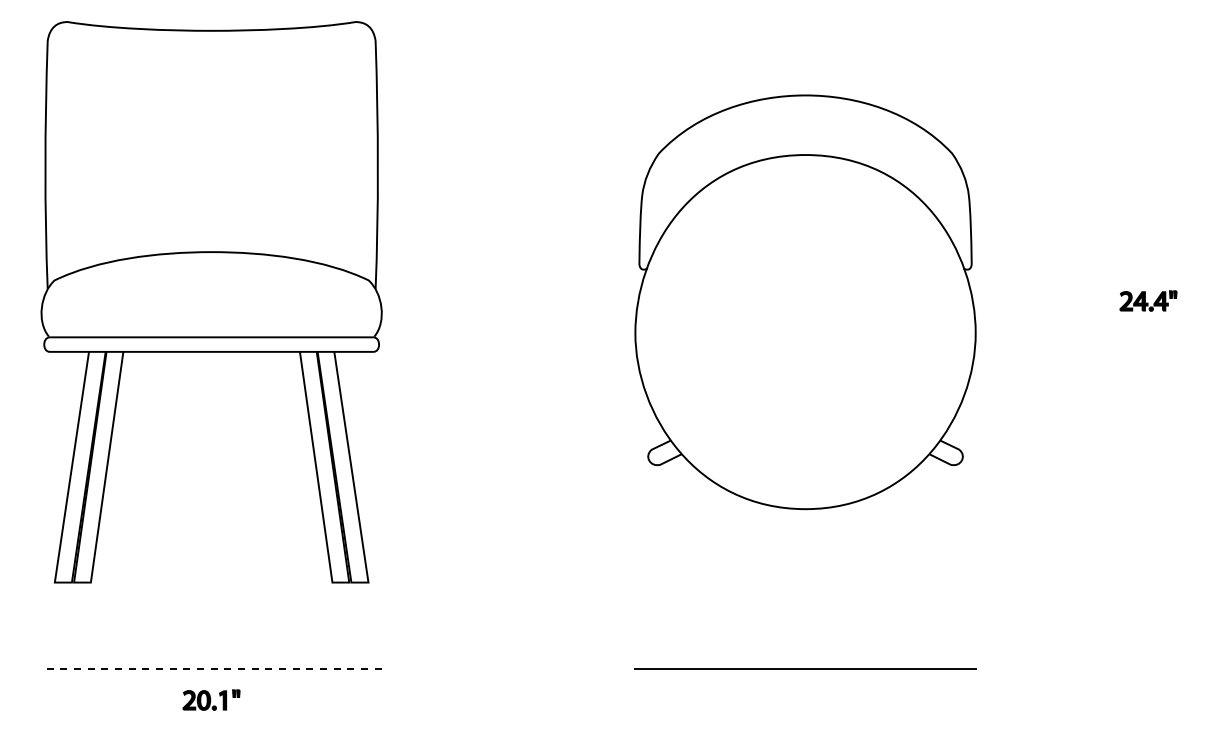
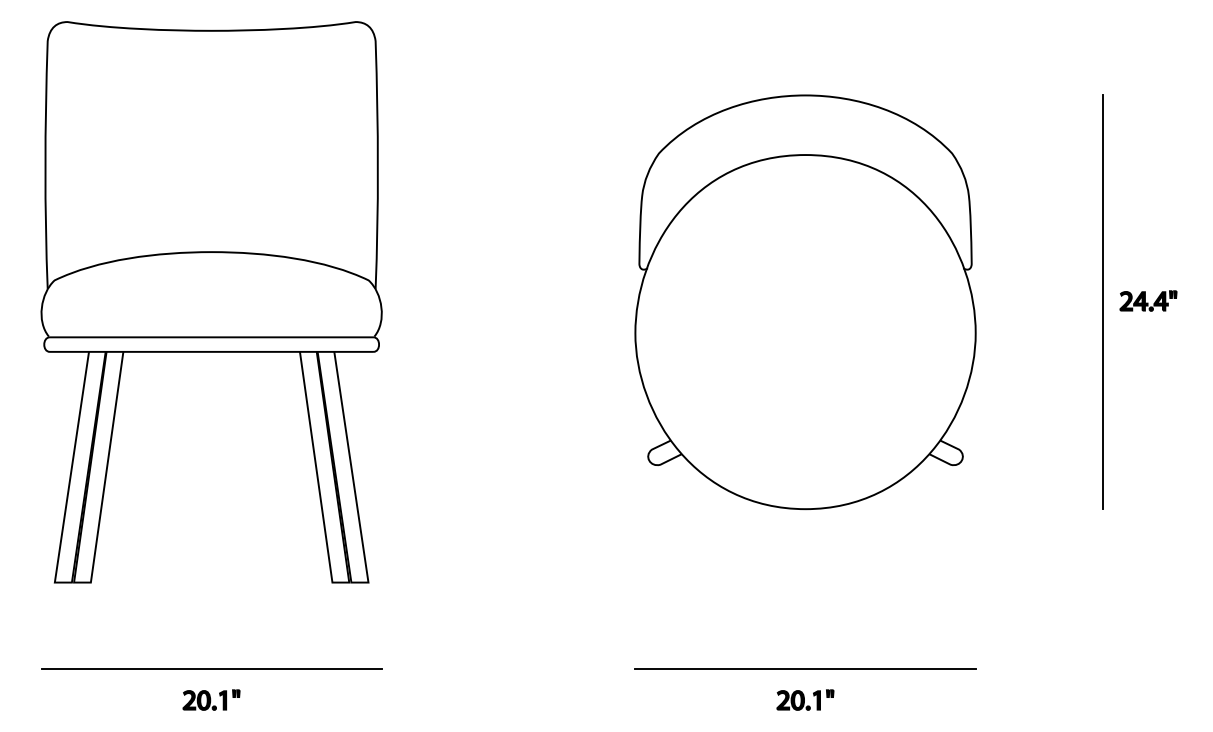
line: none -> present (1102, 302)
line: dashed -> solid (211, 669)
part: none -> present (805, 699)
